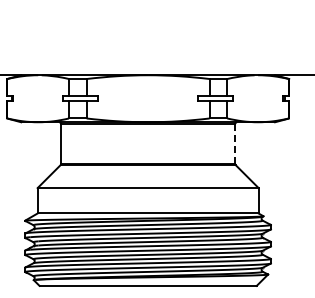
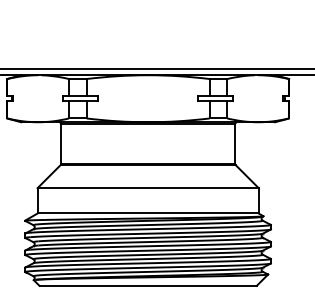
line: none -> present (156, 68)
line: dashed -> solid (235, 143)
